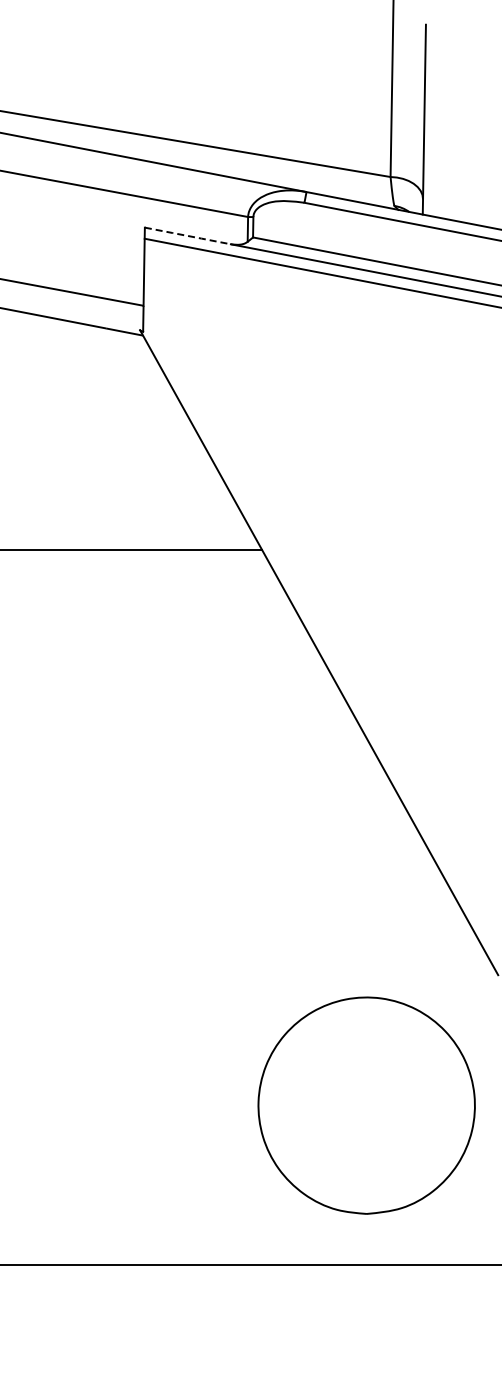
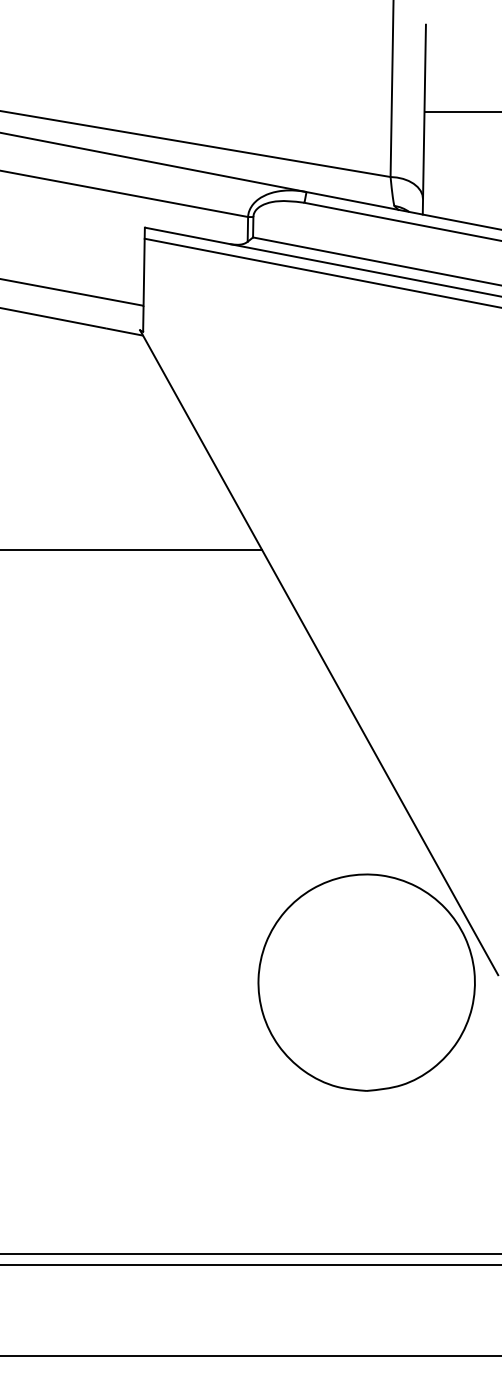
line: none -> present (461, 112)
line: dashed -> solid (188, 236)
part position: (366, 1105) -> (366, 982) (366, 982)
line: none -> present (250, 1254)
line: none -> present (250, 1356)
